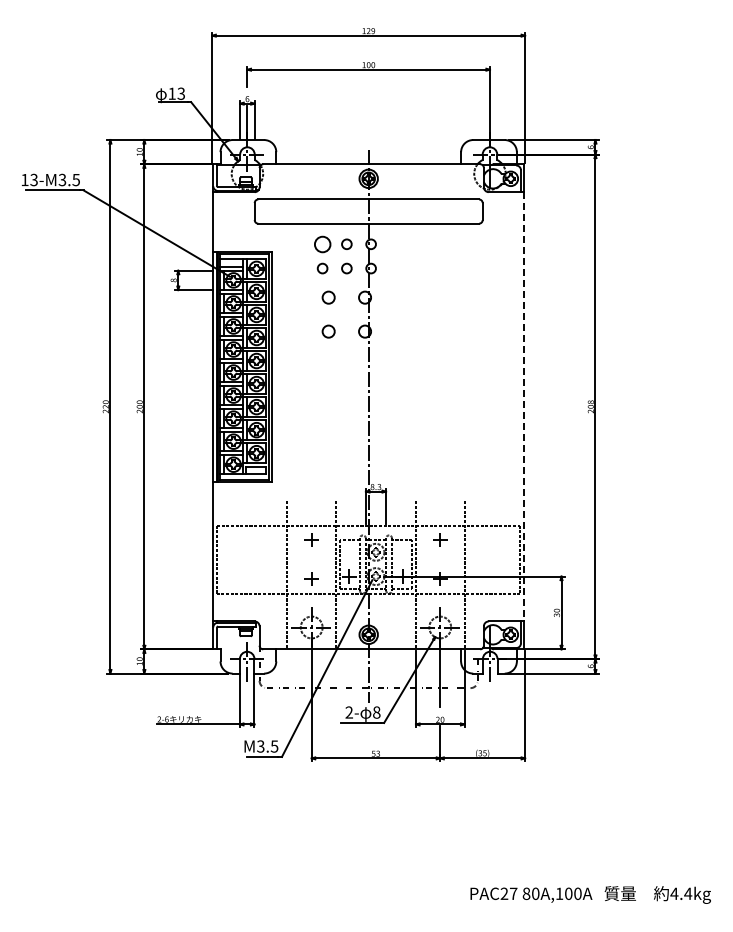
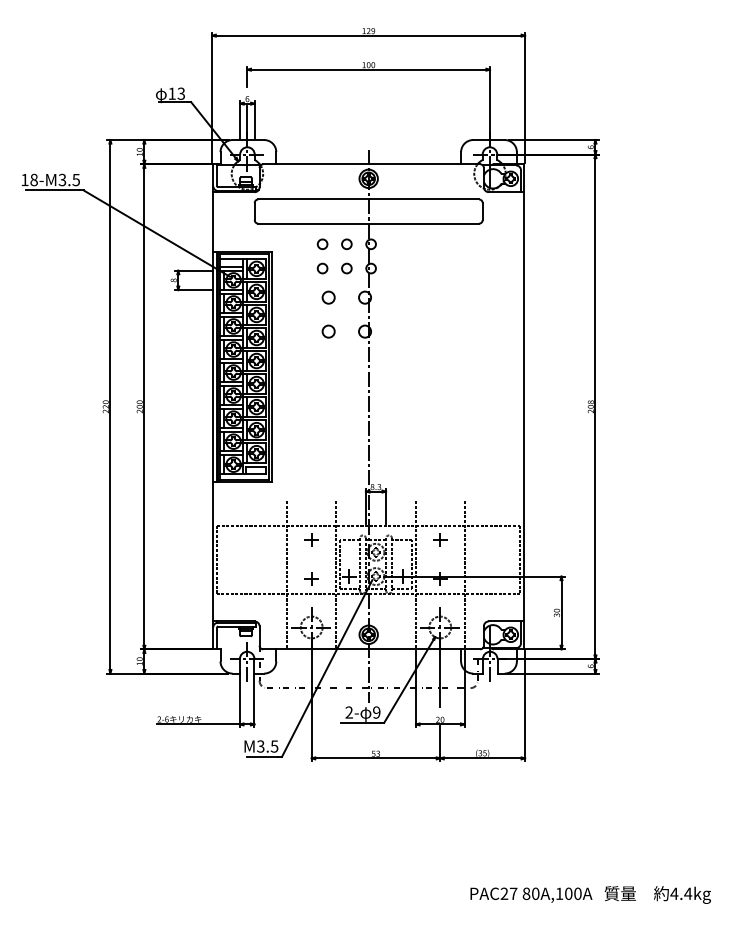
text: 13-M3.5 -> 18-M3.5 (33, 180)
circle size: 18x19 px -> 13x12 px (322, 243)
line: dashed -> solid (524, 406)
text: 8 -> 9 (376, 712)
